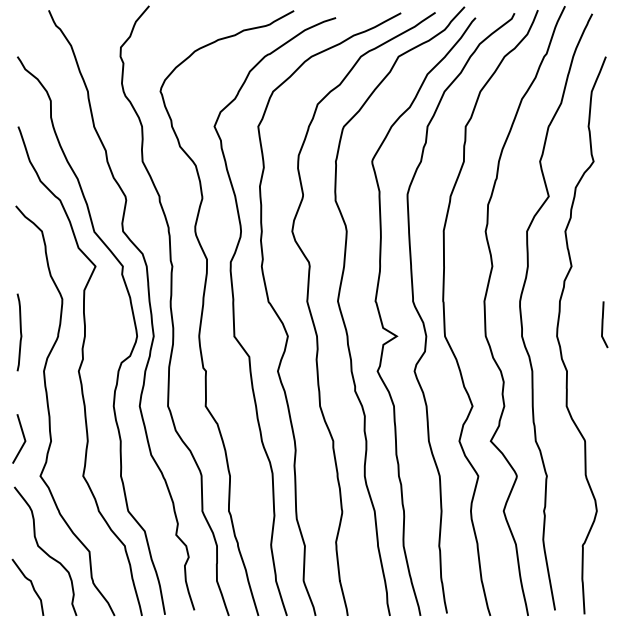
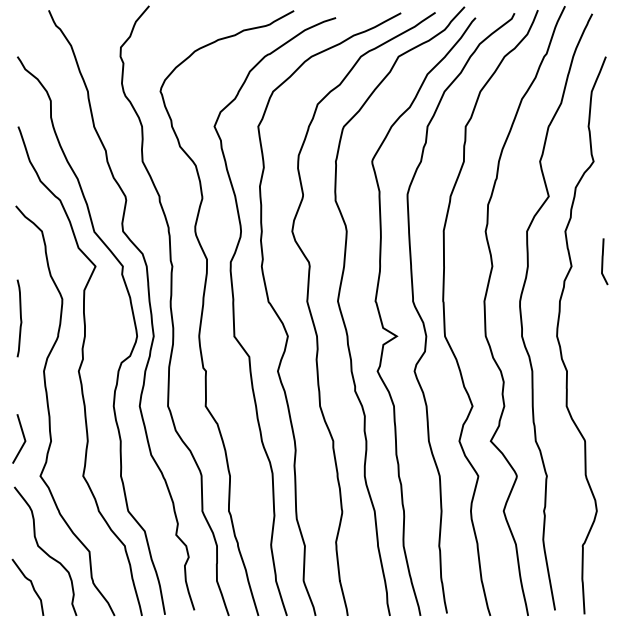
line position: (603, 324) -> (603, 261) (603, 261)
curve position: (20, 332) -> (20, 318) (20, 318)
